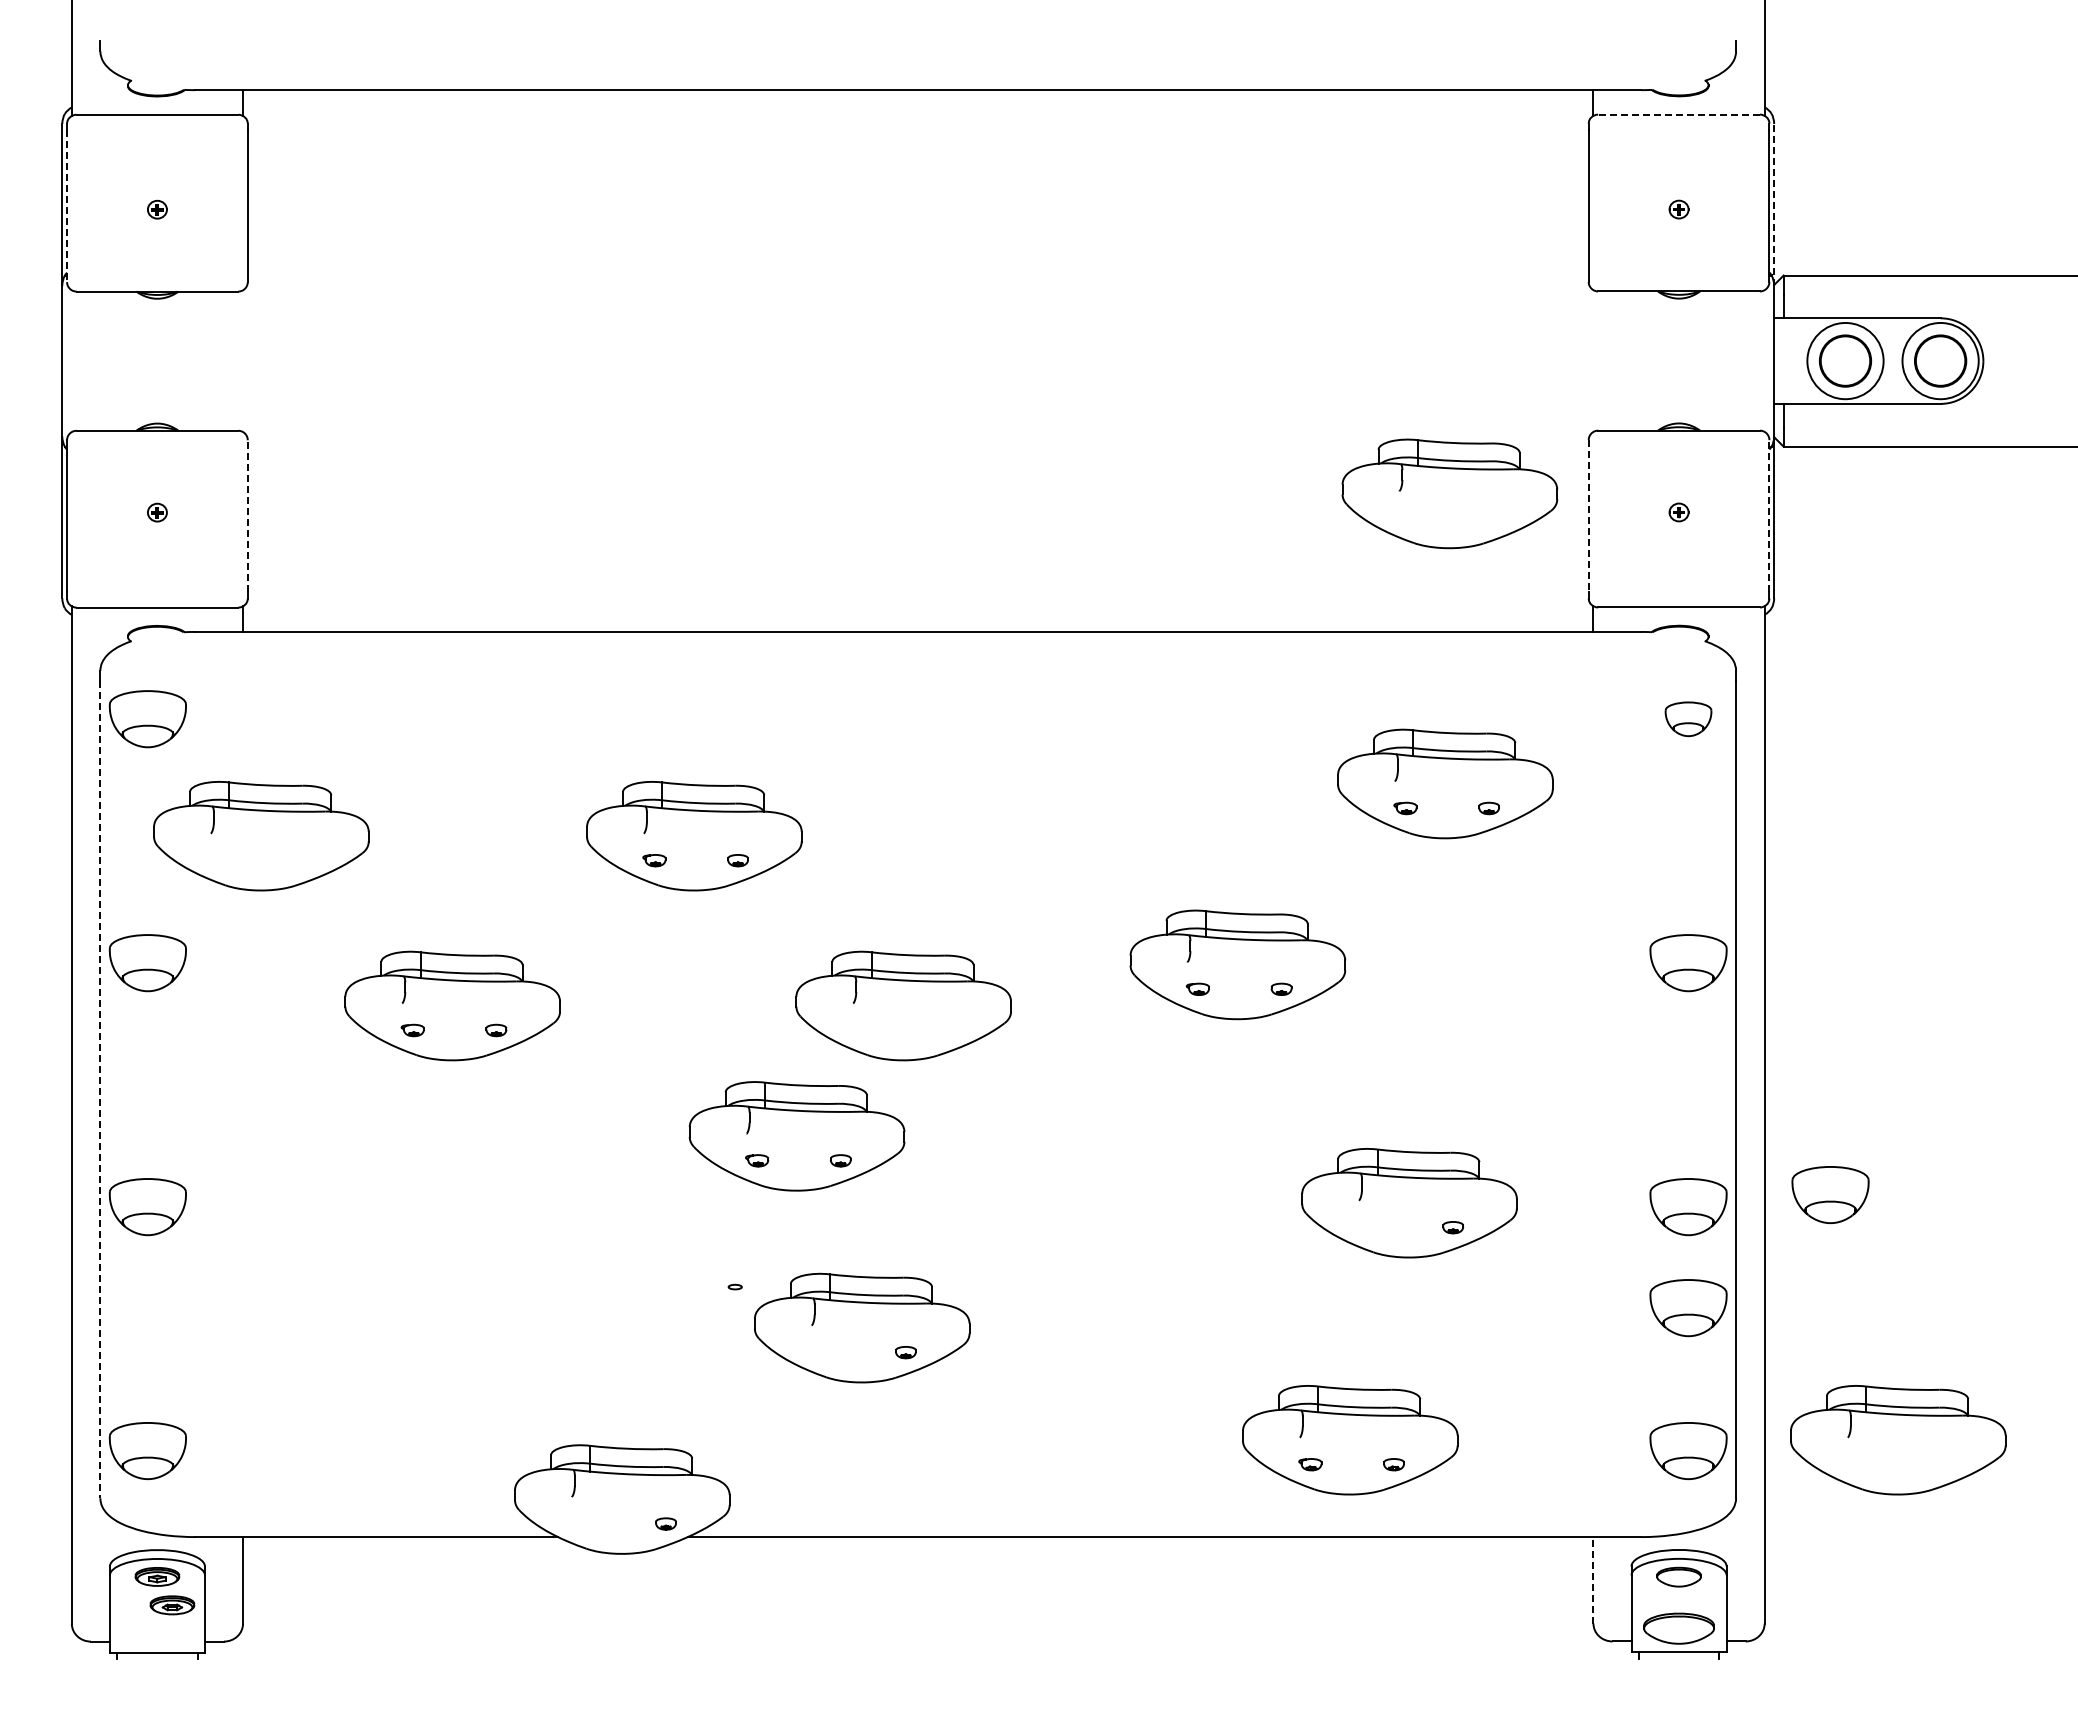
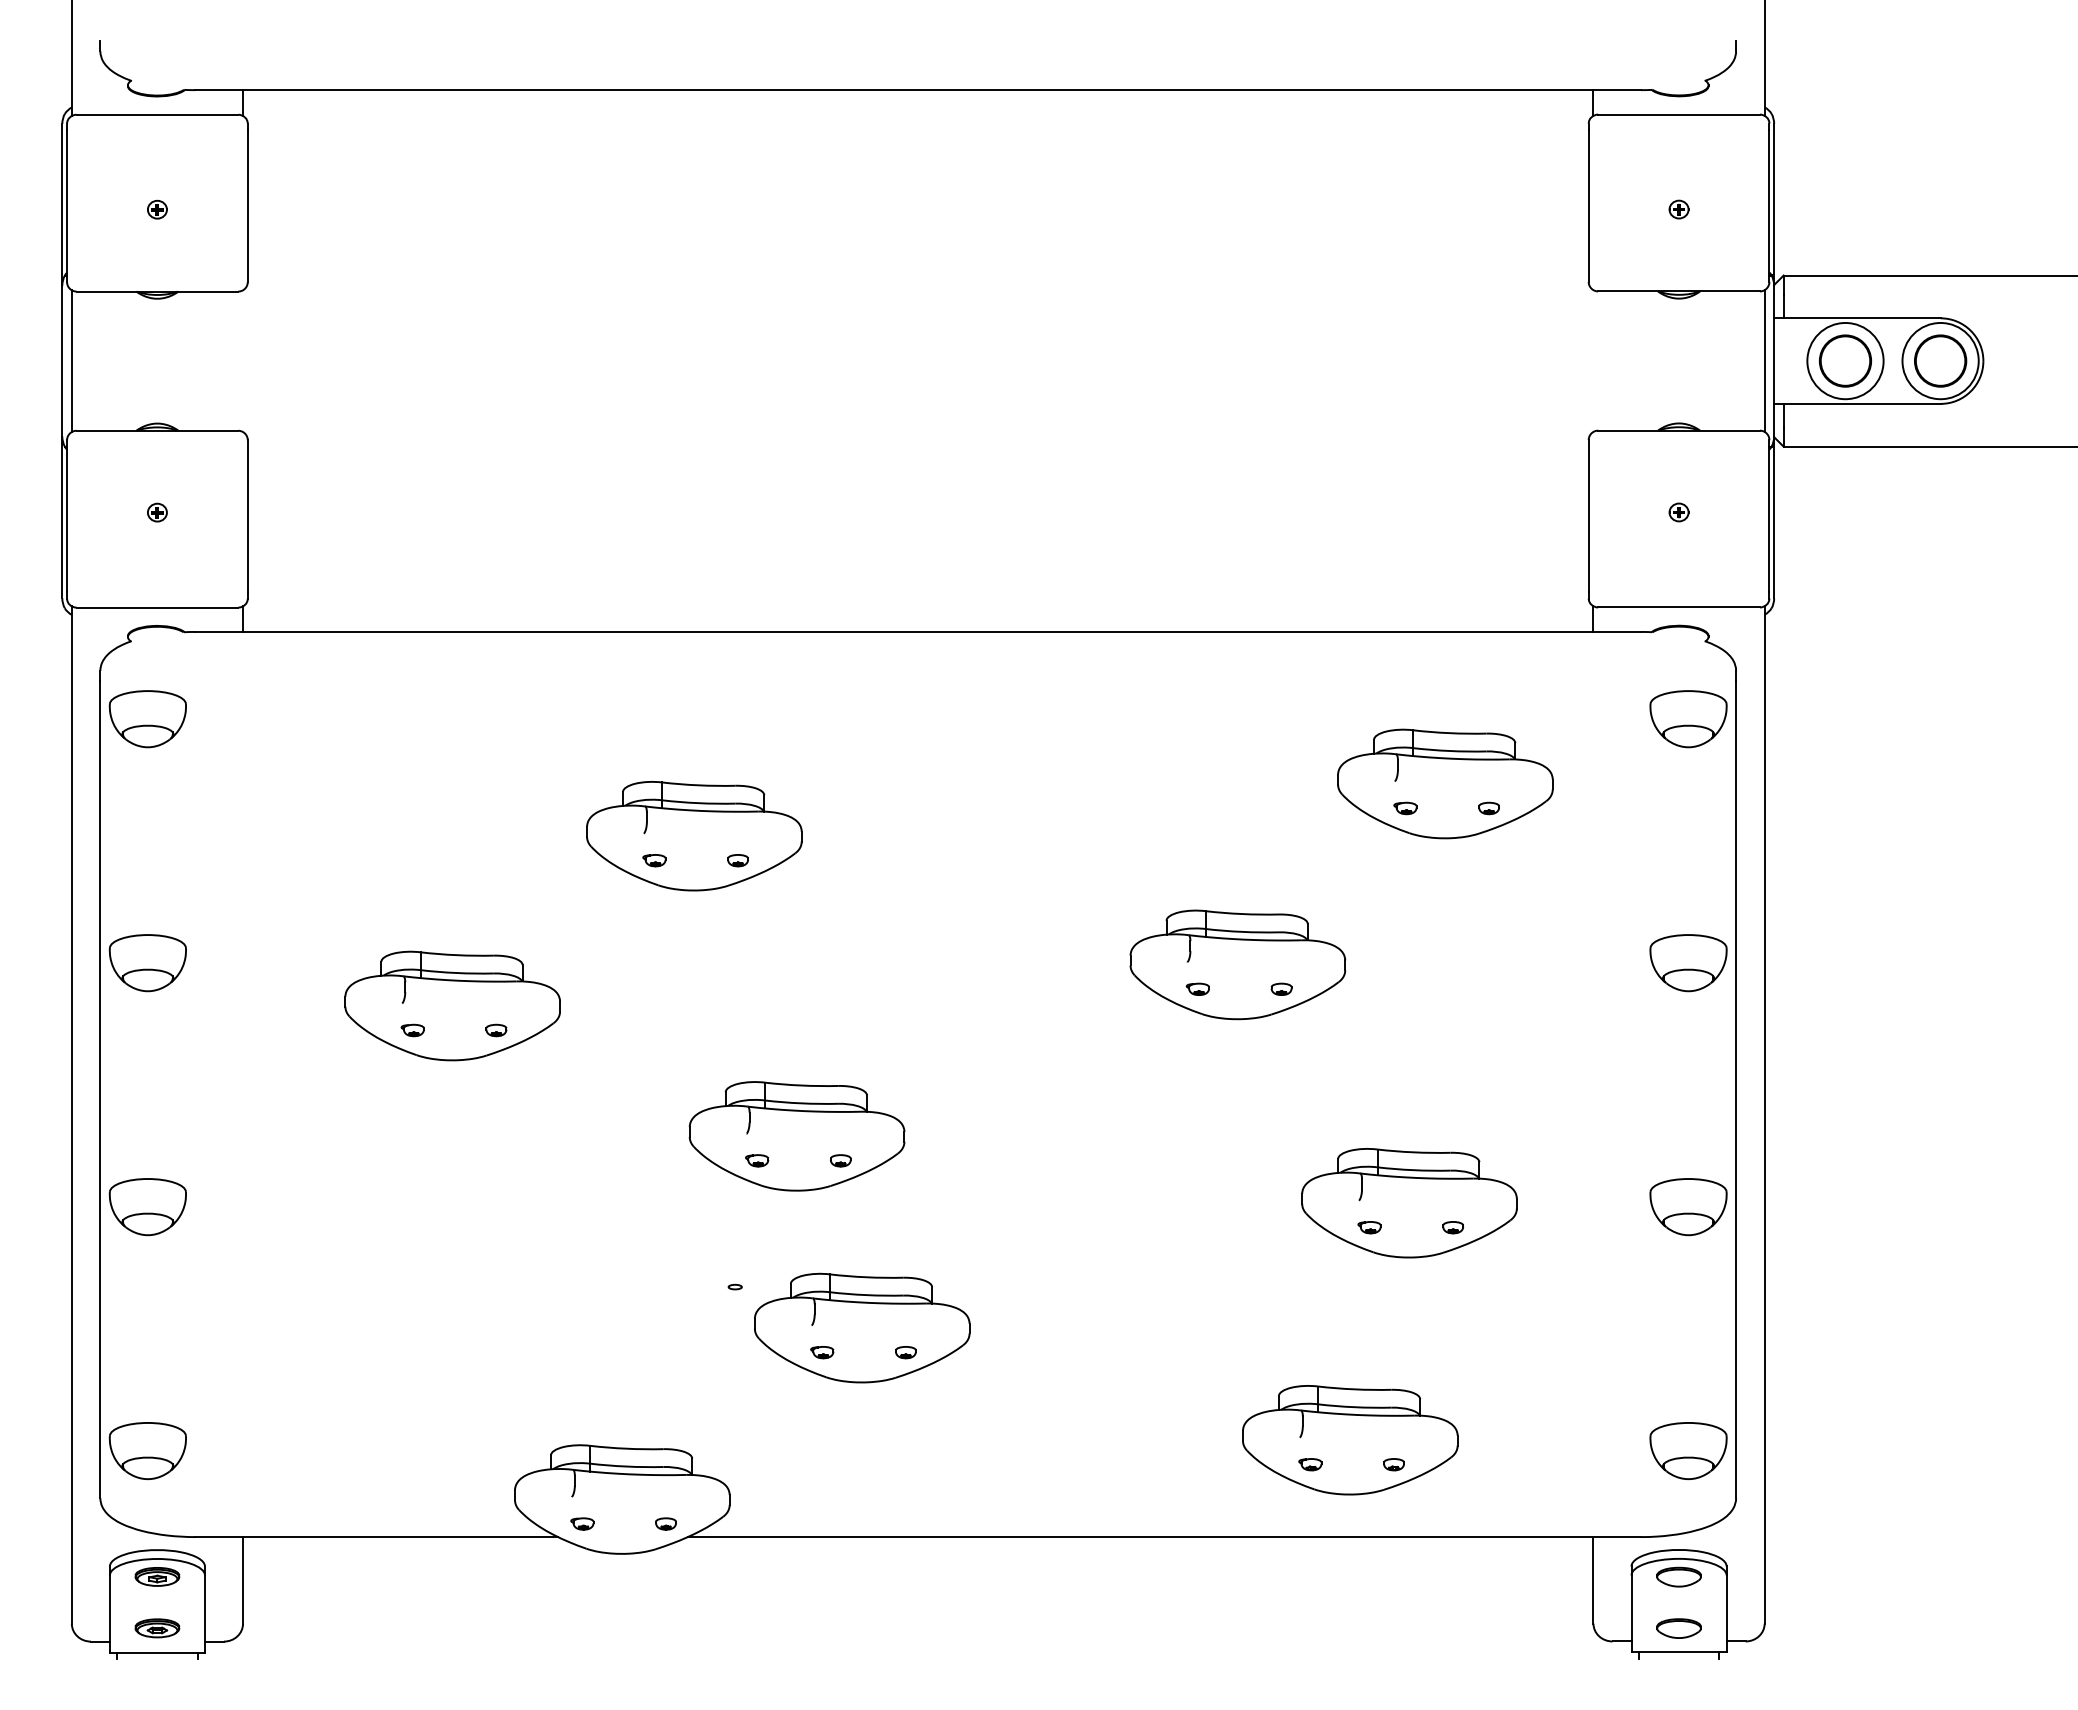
line: dashed -> solid (1679, 114)
line: dashed -> solid (1774, 204)
line: dashed -> solid (67, 206)
line: none -> present (1764, 360)
line: none -> present (71, 361)
part: present -> none (1449, 493)
line: dashed -> solid (1588, 515)
line: dashed -> solid (1769, 515)
line: dashed -> solid (247, 516)
part size: 49x37 px -> 79x59 px (1688, 719)
part: present -> none (261, 836)
part: present -> none (903, 1005)
line: dashed -> solid (100, 1089)
part: present -> none (1830, 1194)
part: none -> present (1369, 1227)
part: present -> none (1688, 1308)
part: none -> present (822, 1352)
part: present -> none (1898, 1440)
part: none -> present (582, 1523)
line: dashed -> solid (1593, 1579)
part position: (172, 1605) -> (157, 1628) (157, 1628)
part size: 72x33 px -> 46x21 px (1678, 1628)
